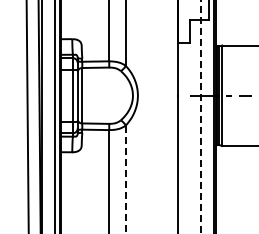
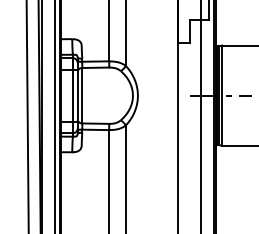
line: dashed -> solid (201, 116)
line: dashed -> solid (125, 179)
